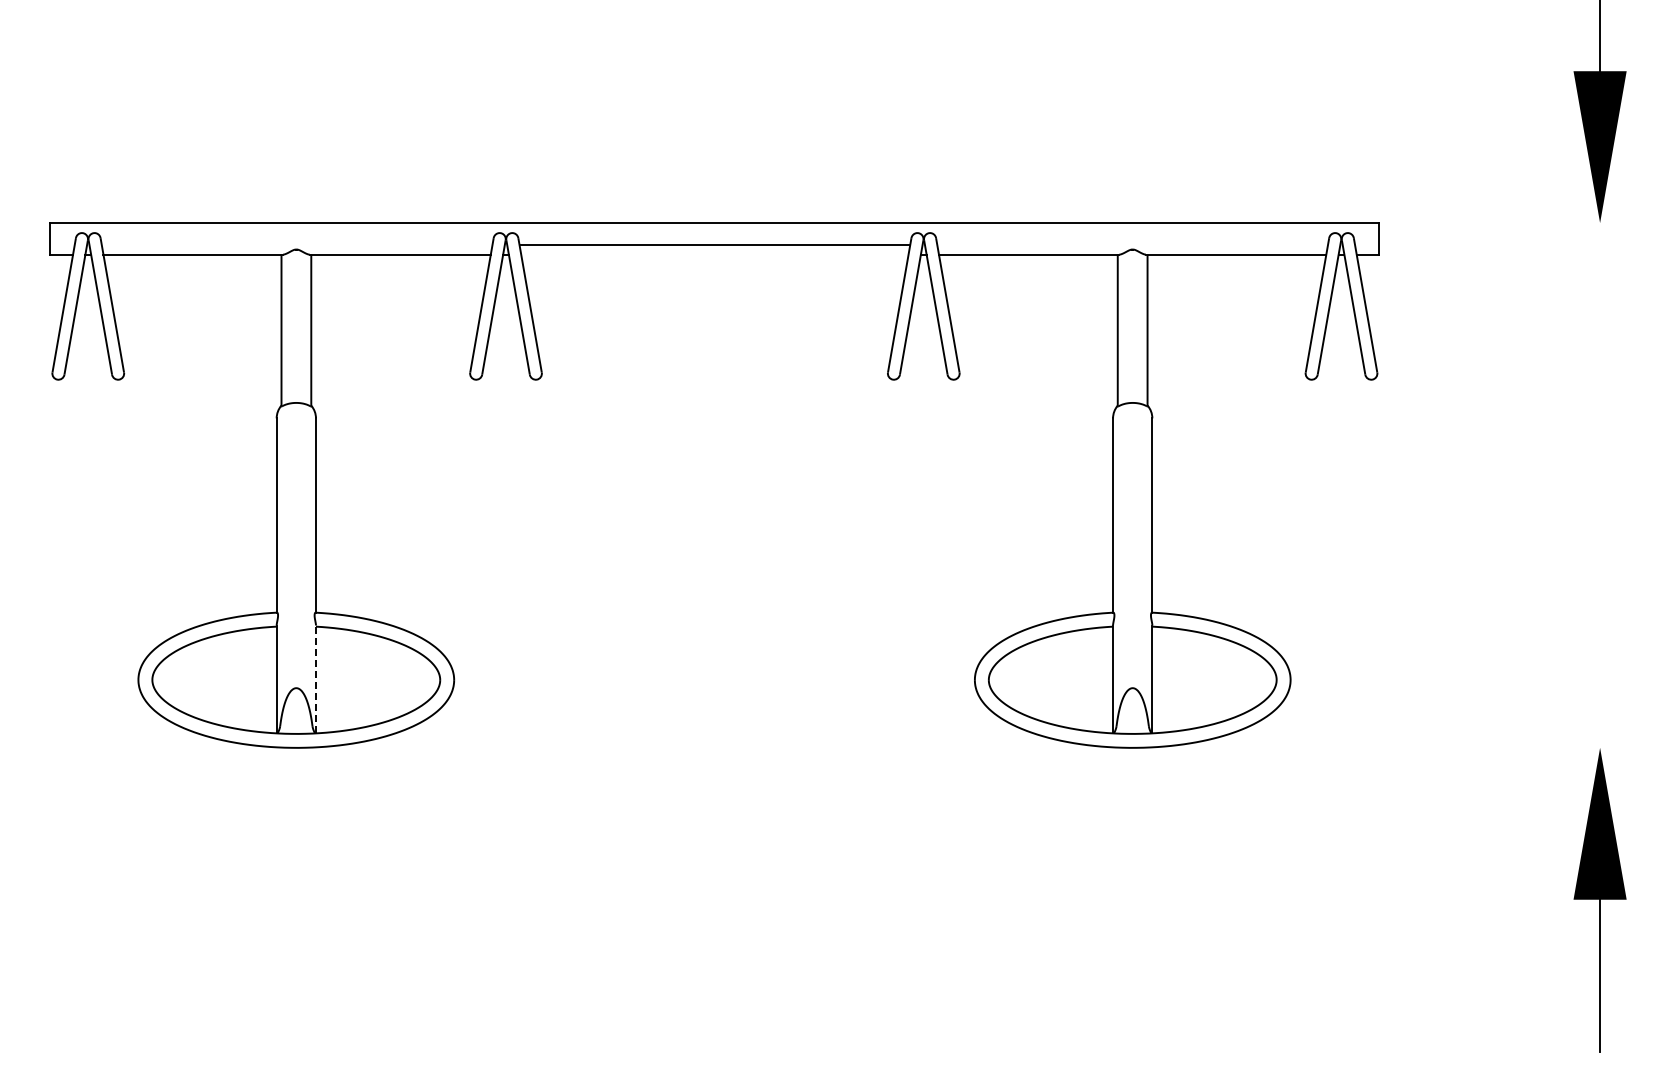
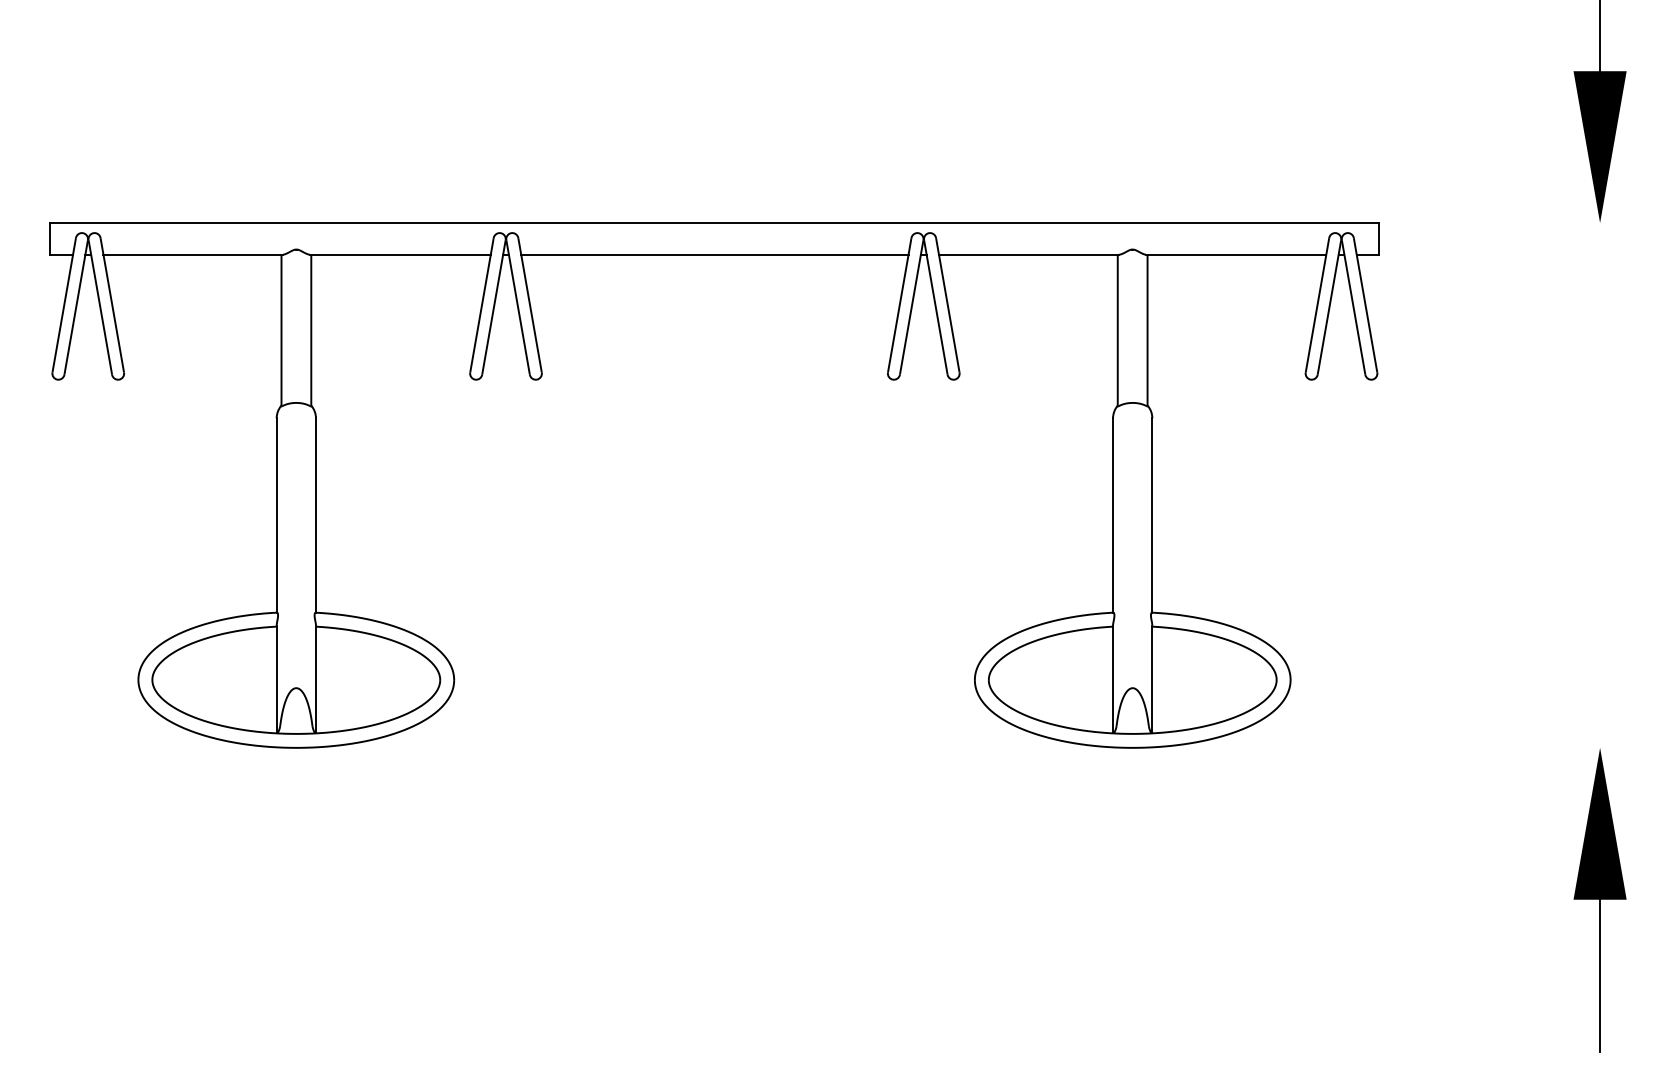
line position: (714, 244) -> (714, 254) (714, 254)
line: dashed -> solid (316, 679)
